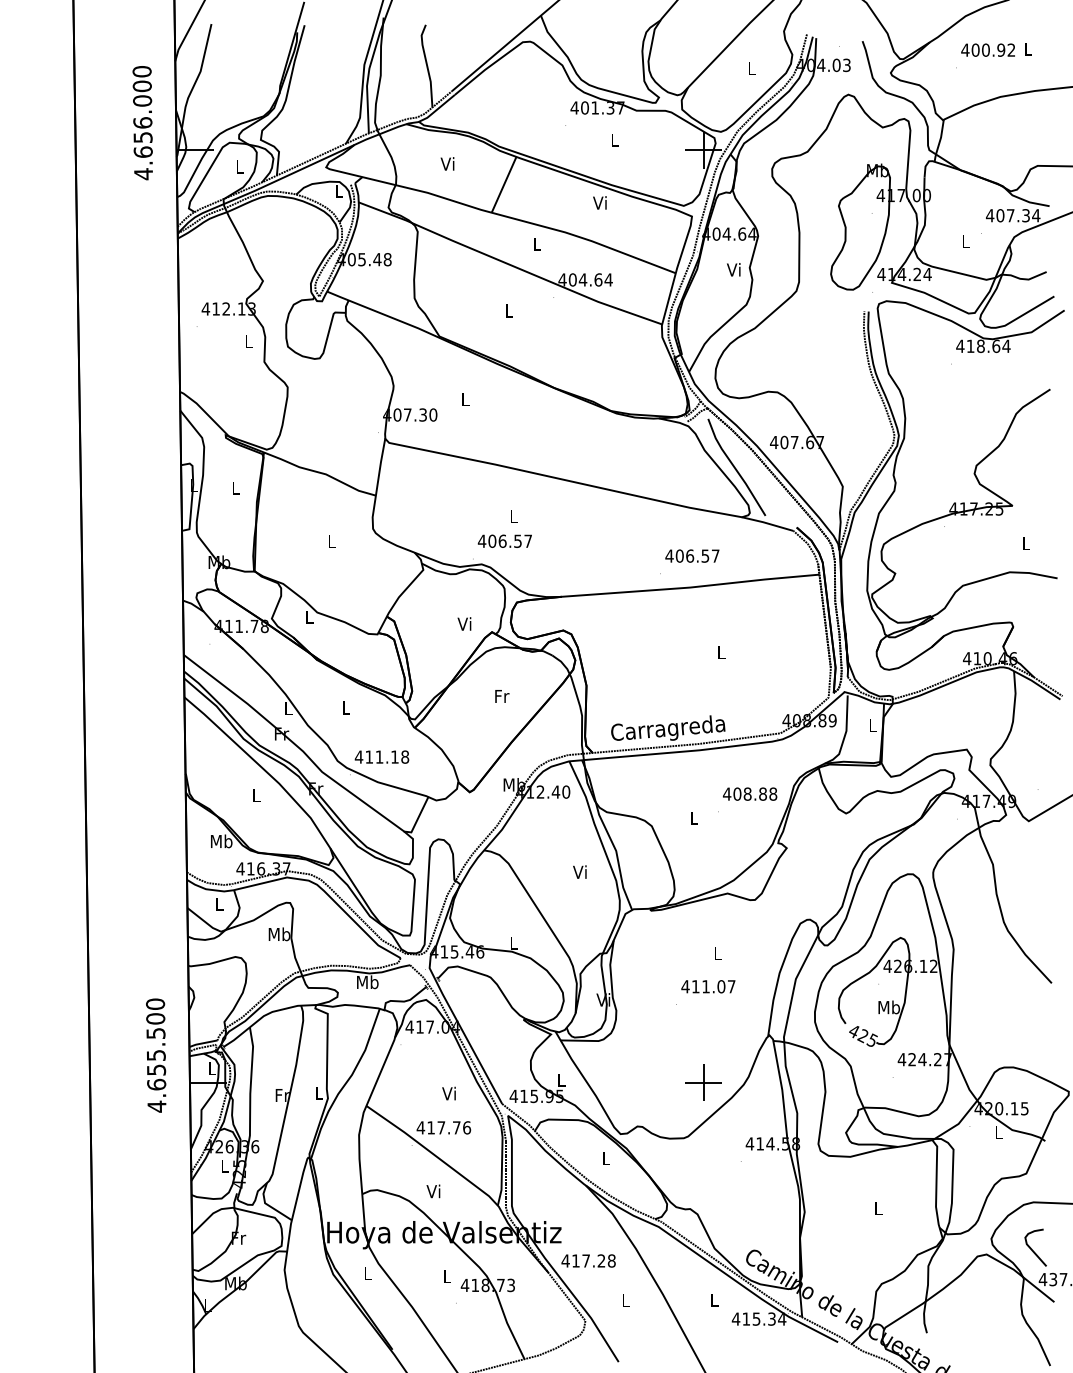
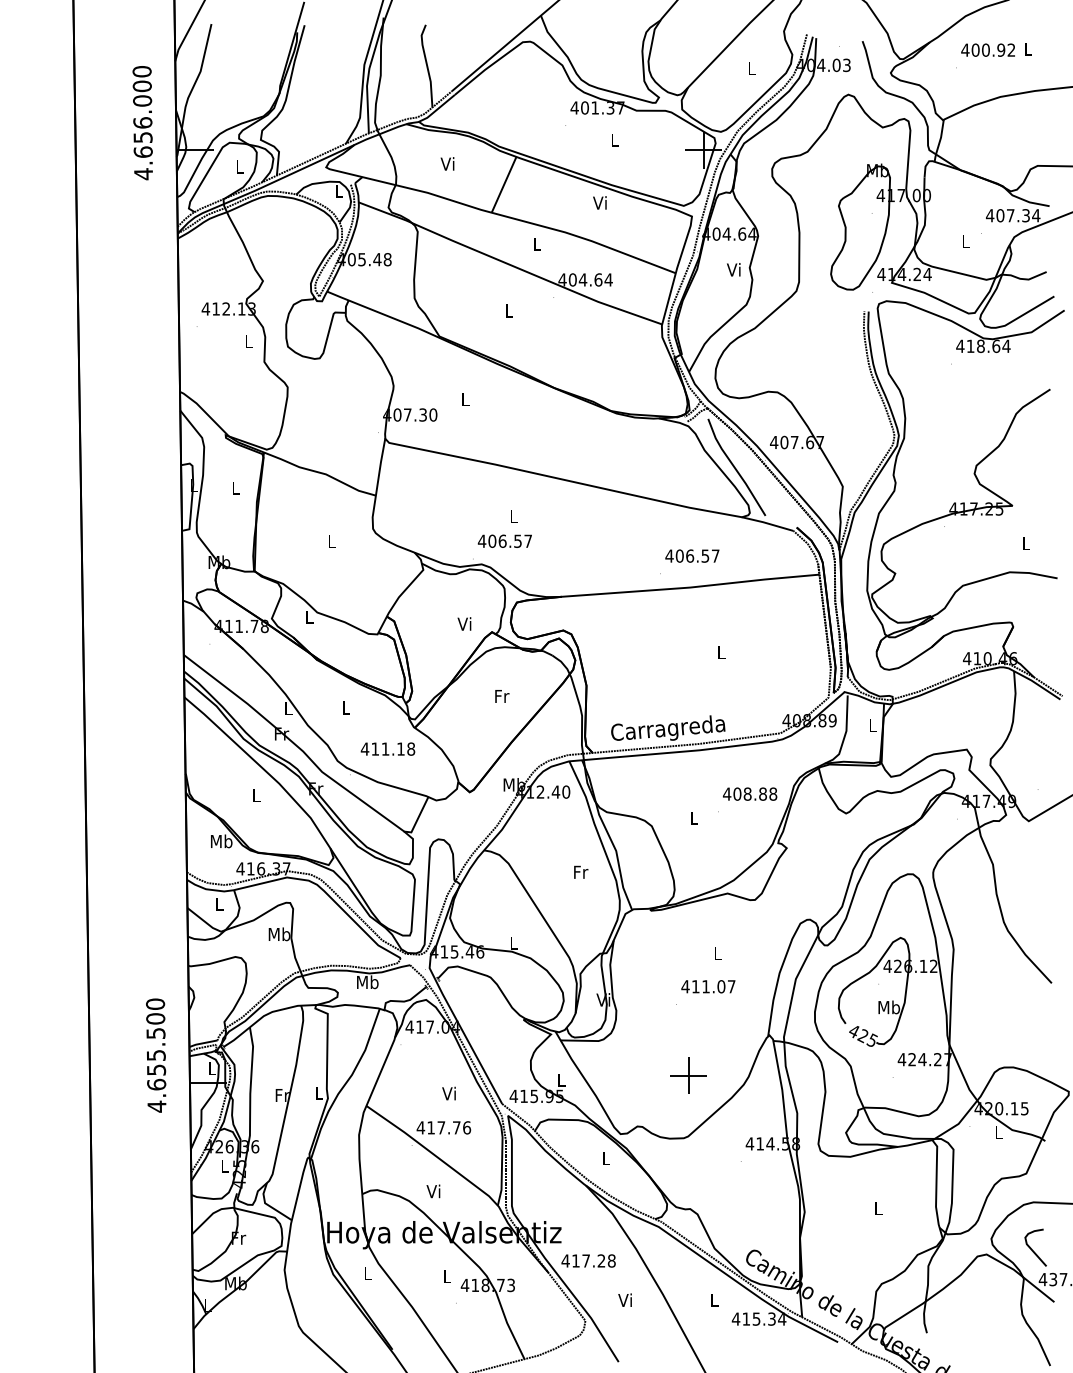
text position: (381, 756) -> (387, 748) (387, 748)
text: Vi -> Fr (580, 871)
part position: (703, 1082) -> (688, 1075) (688, 1075)
text: L -> Vi (624, 1299)
